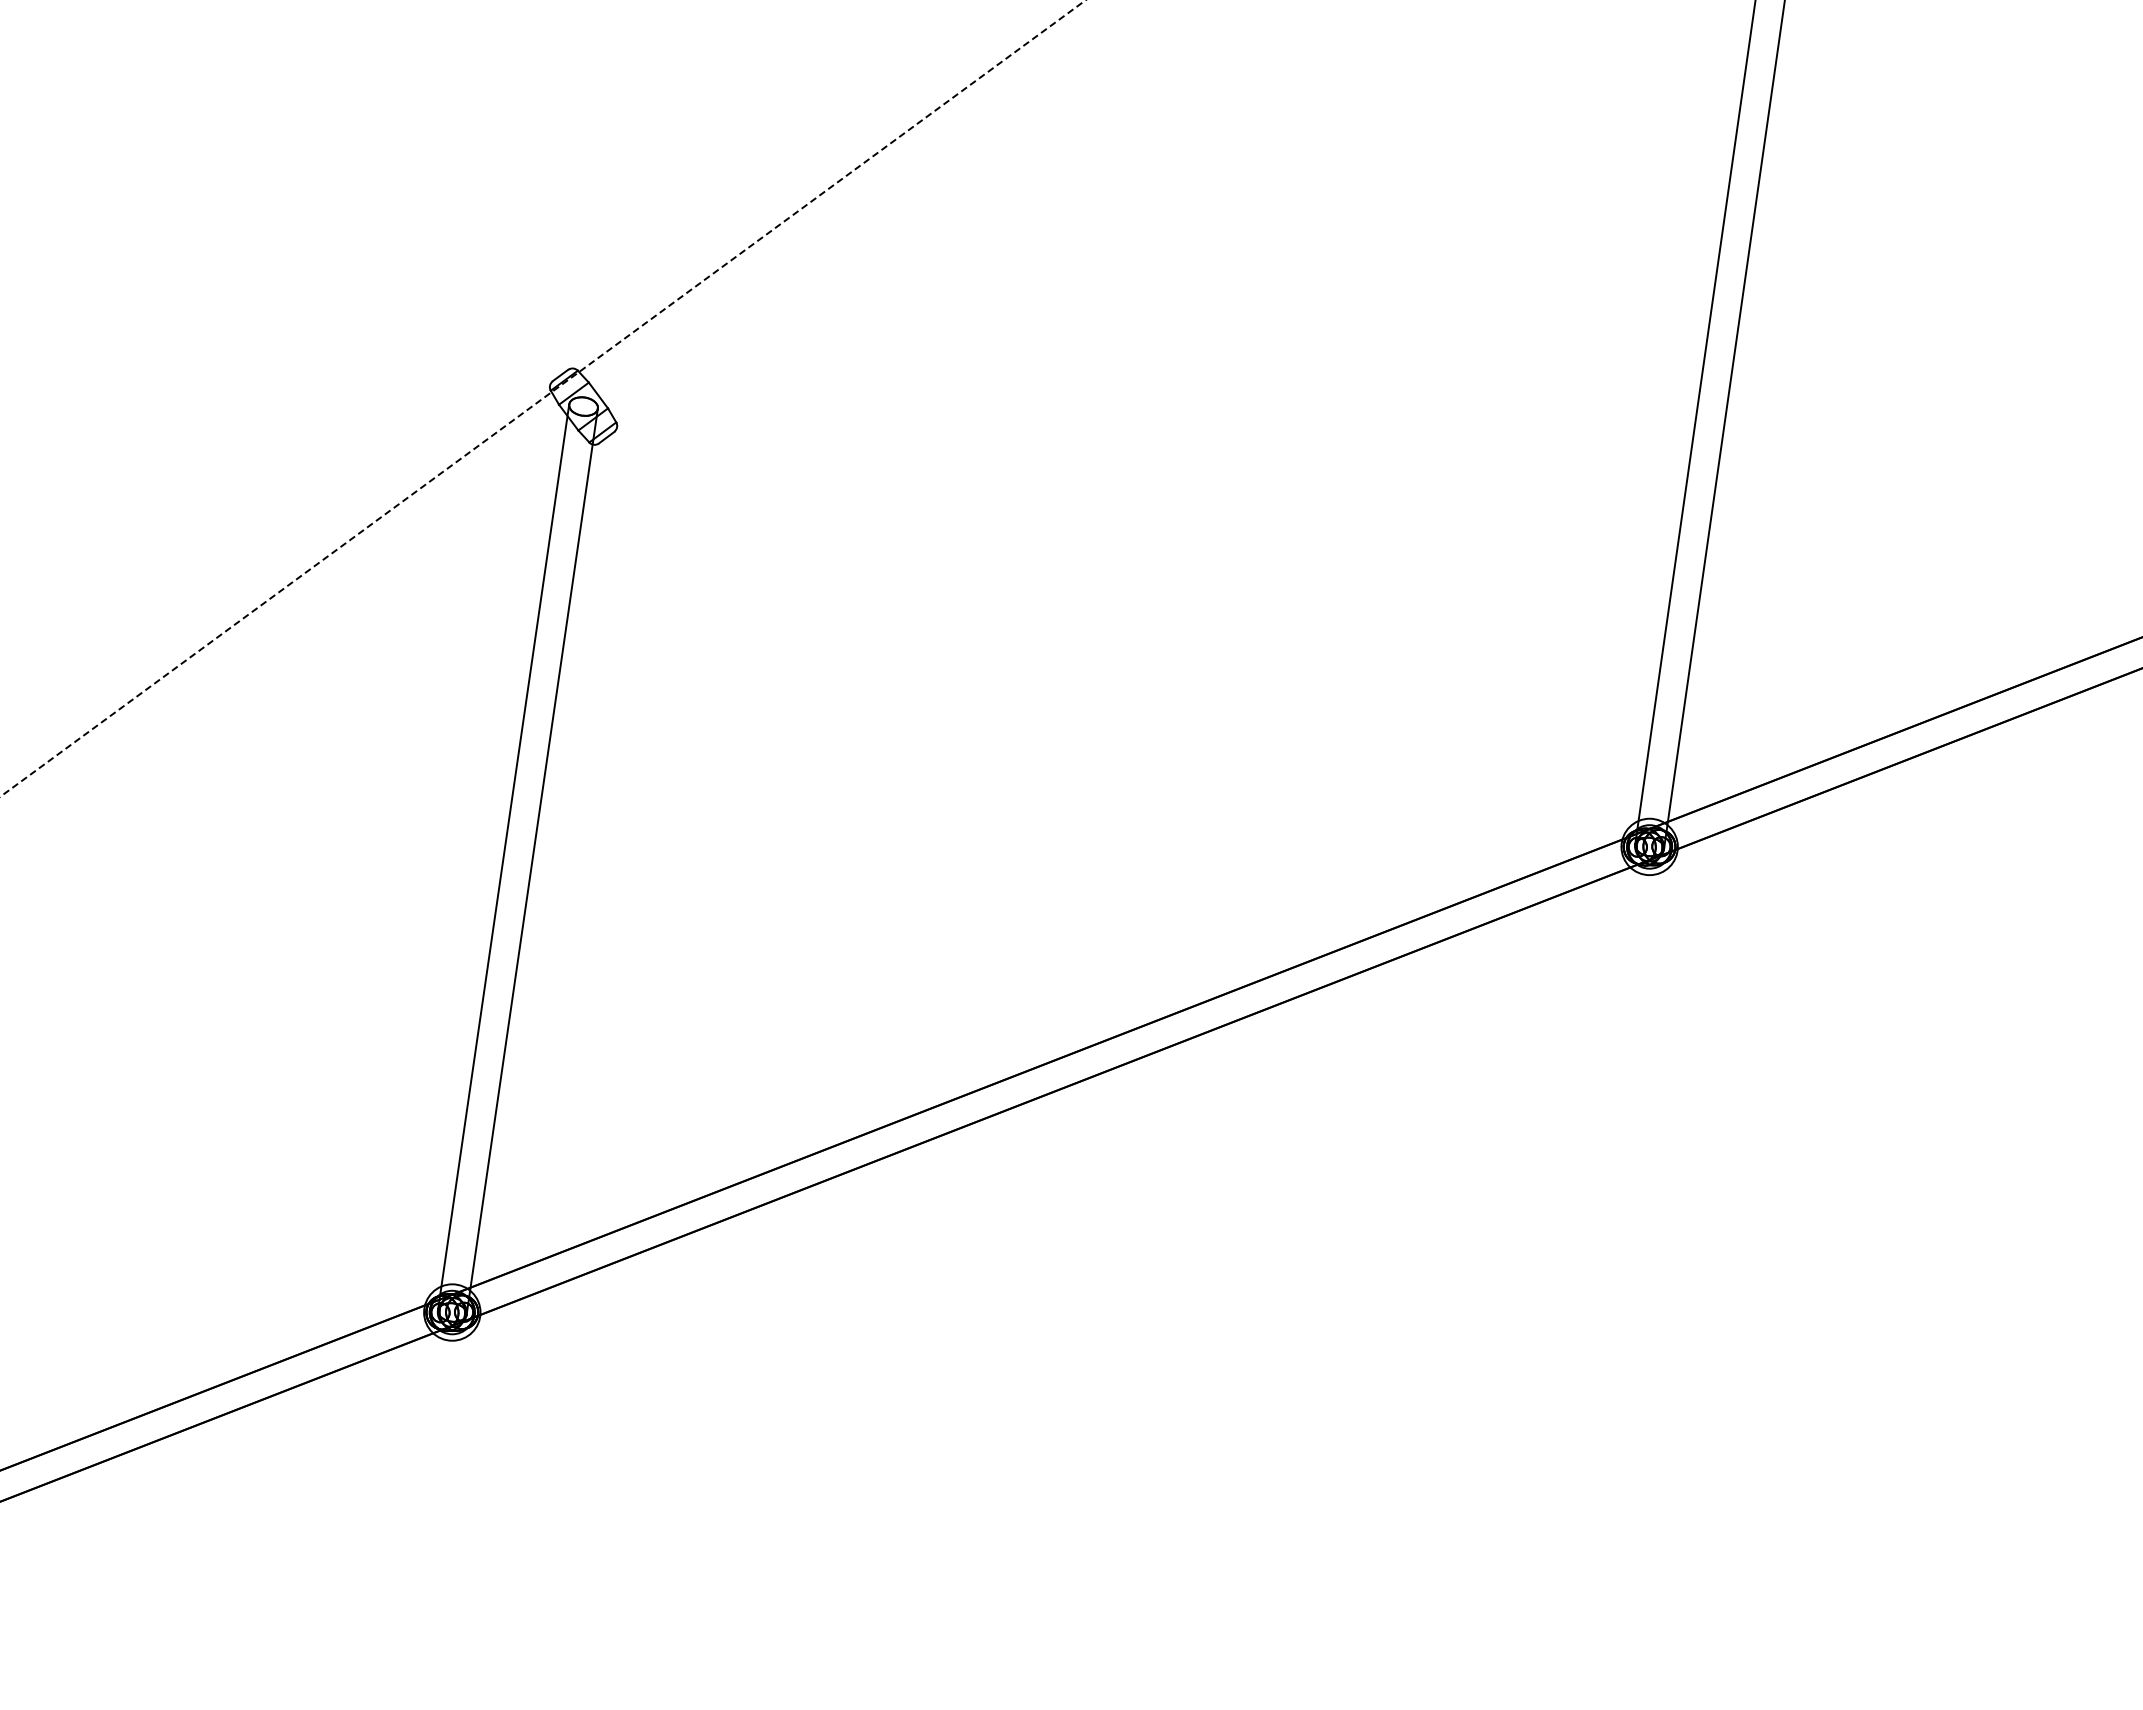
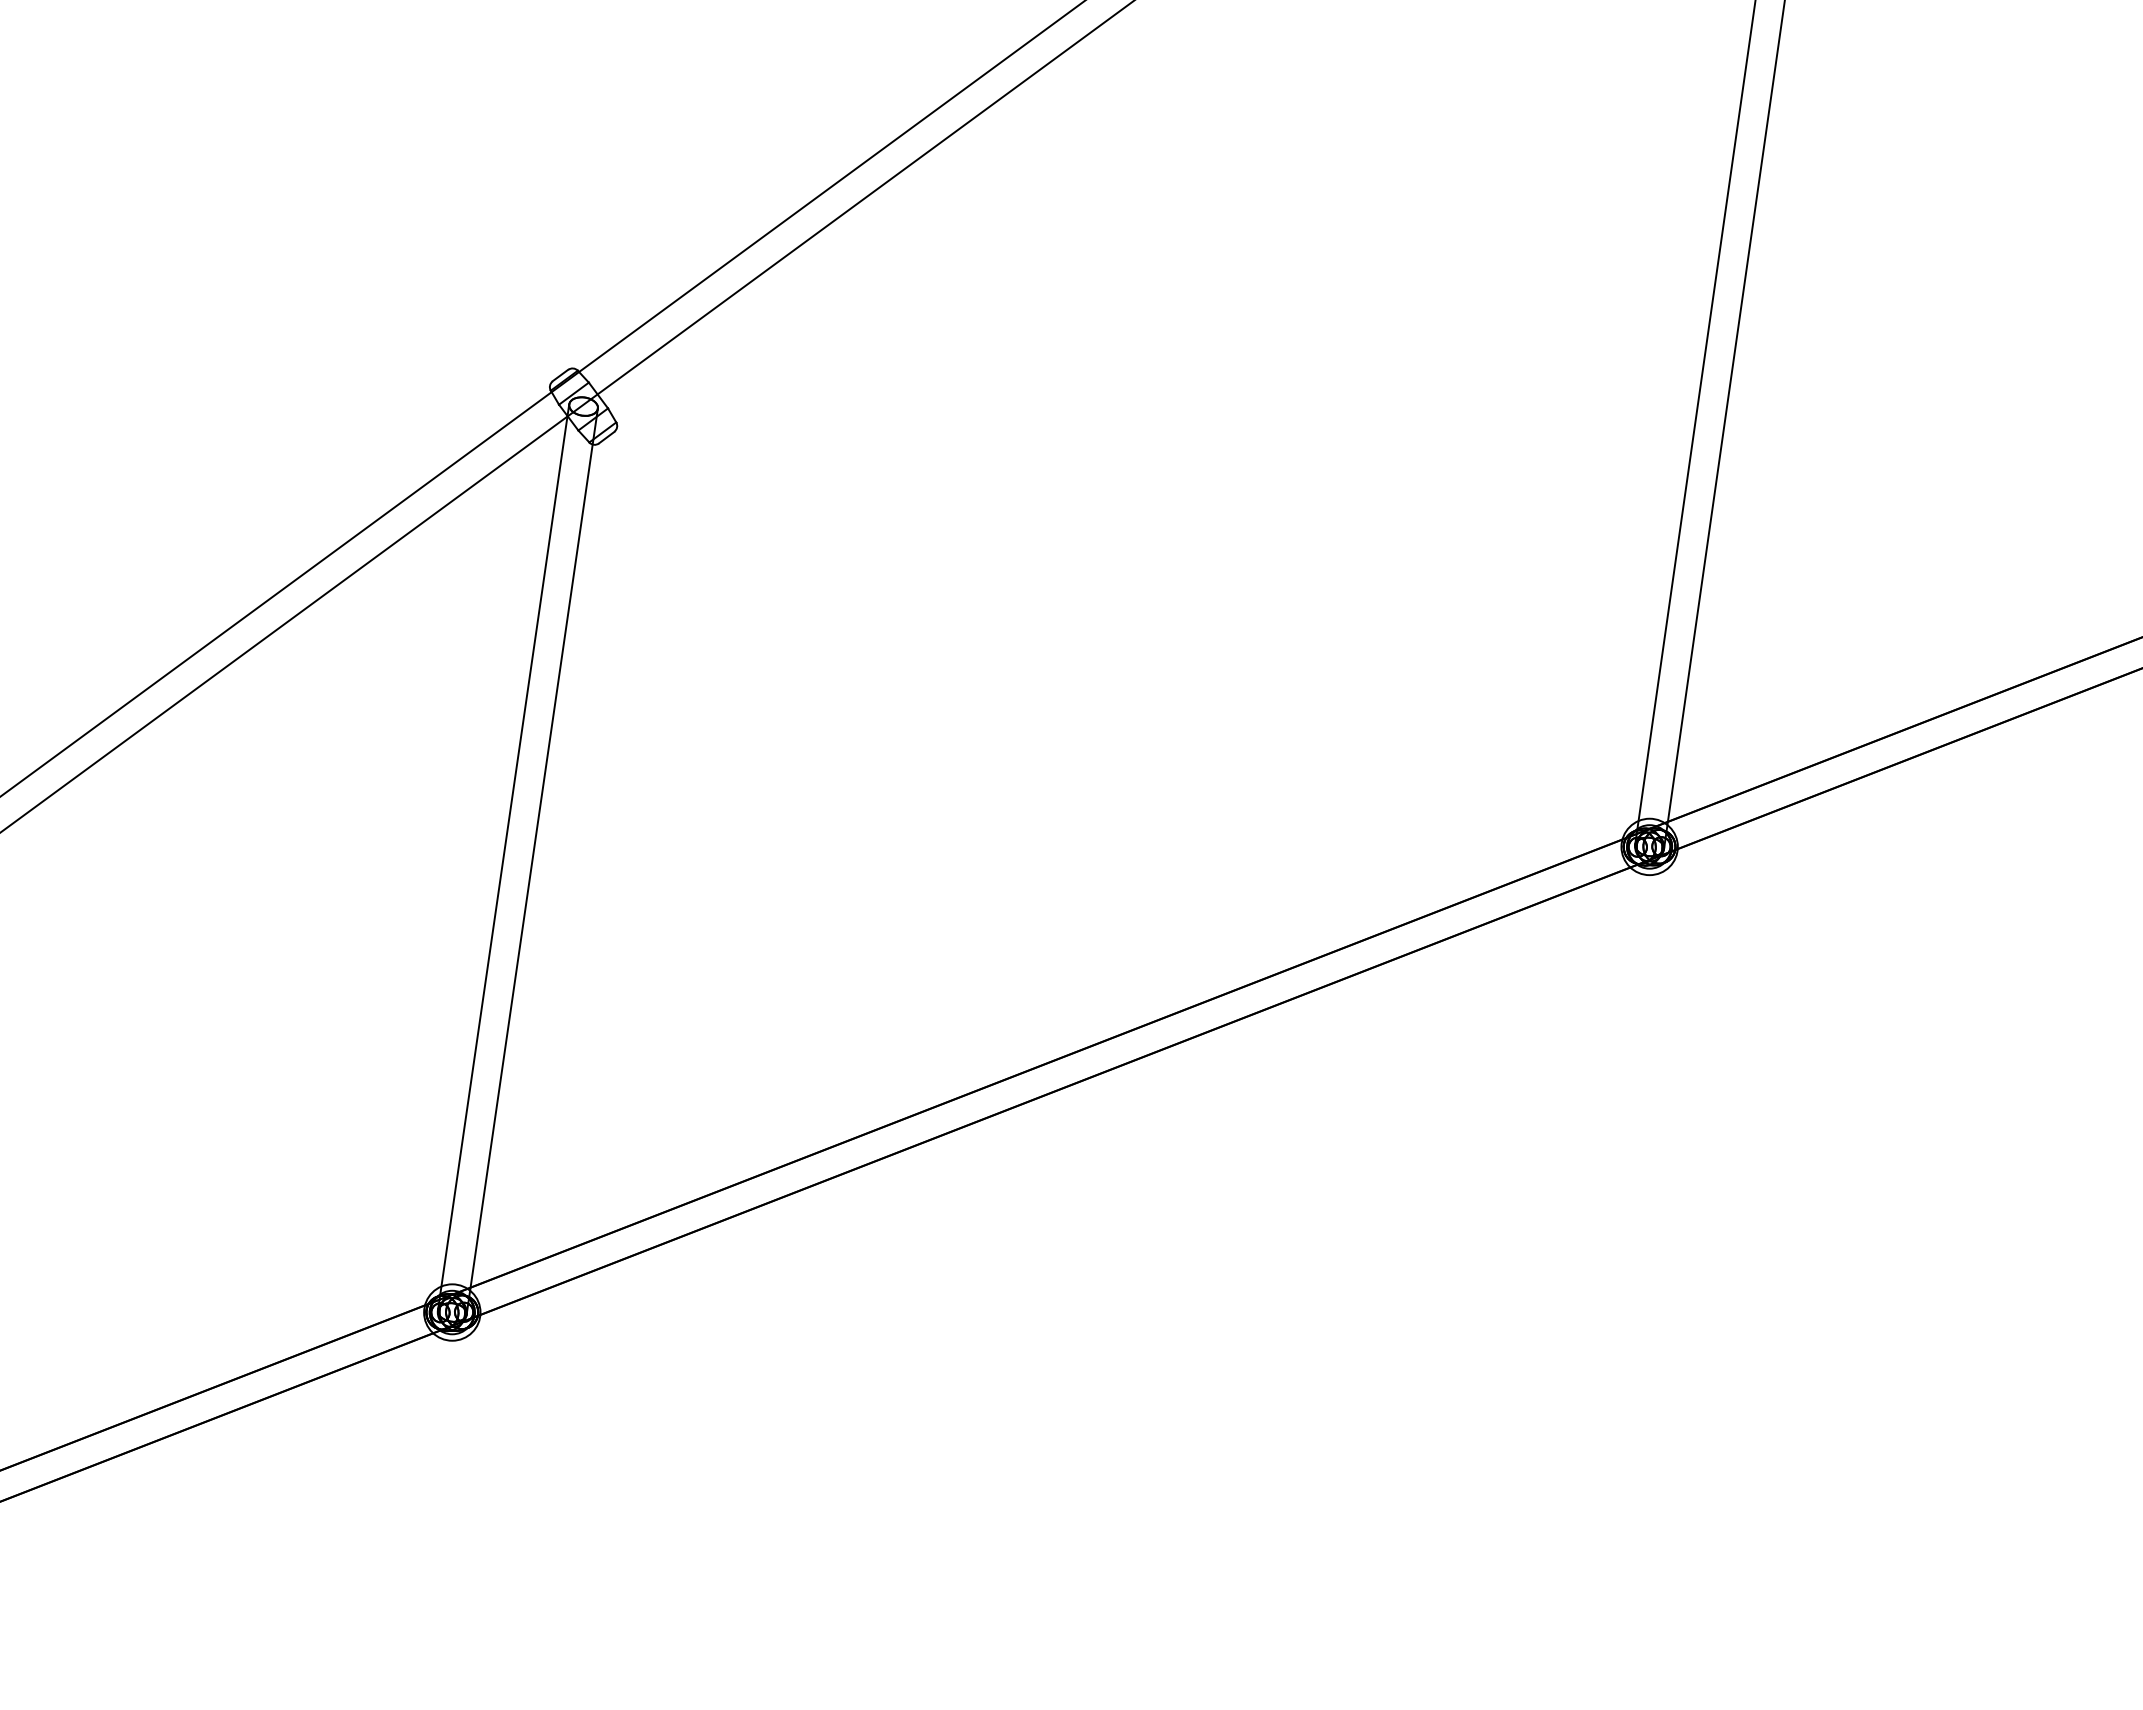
line: dashed -> solid (543, 398)
line: none -> present (567, 416)
